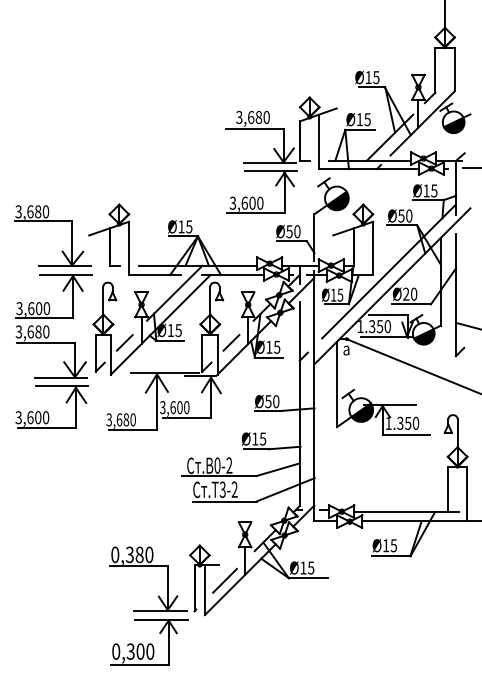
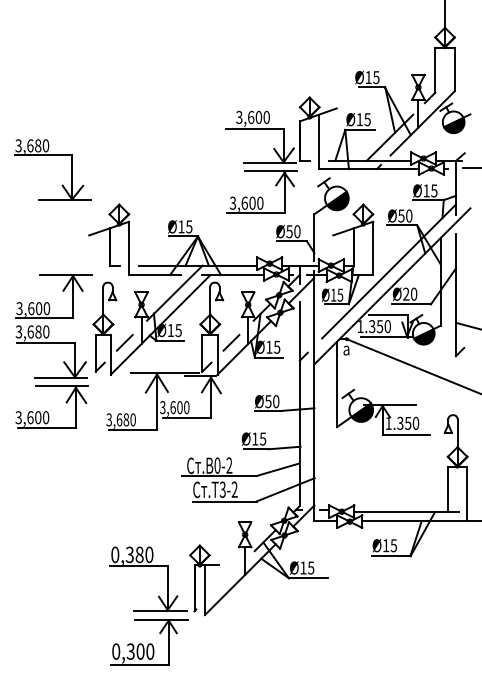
text: 3,680 -> 3,600 (258, 117)
part position: (52, 221) -> (52, 155) (52, 155)
line: present -> none (224, 580)
